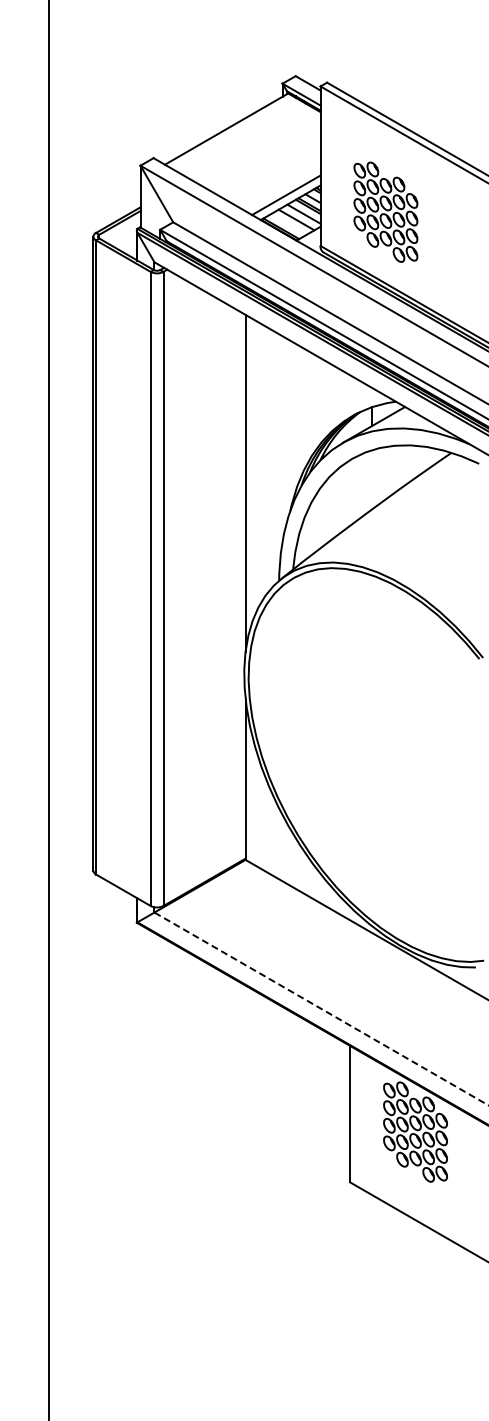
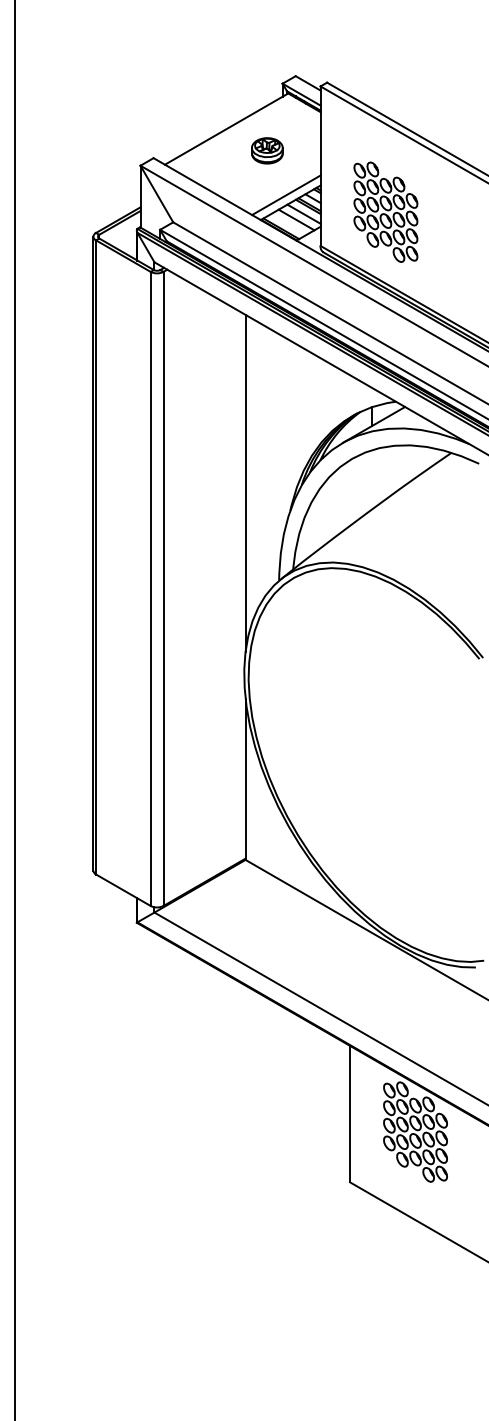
part: none -> present (267, 150)
line position: (48, 709) -> (14, 709) (14, 709)
line: dashed -> solid (321, 1009)
